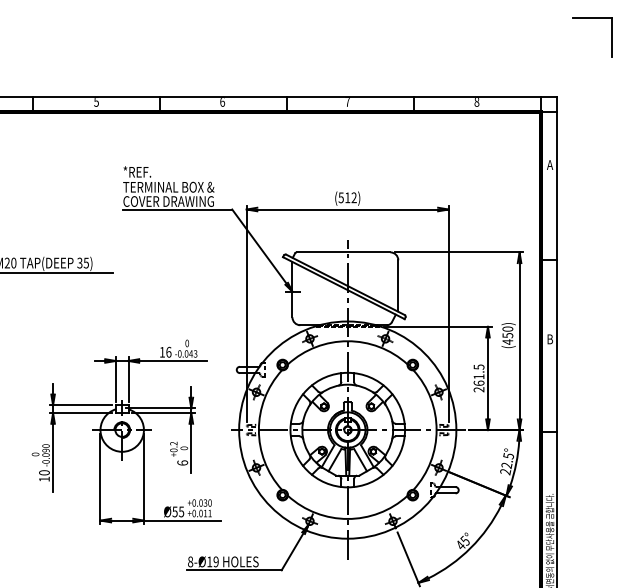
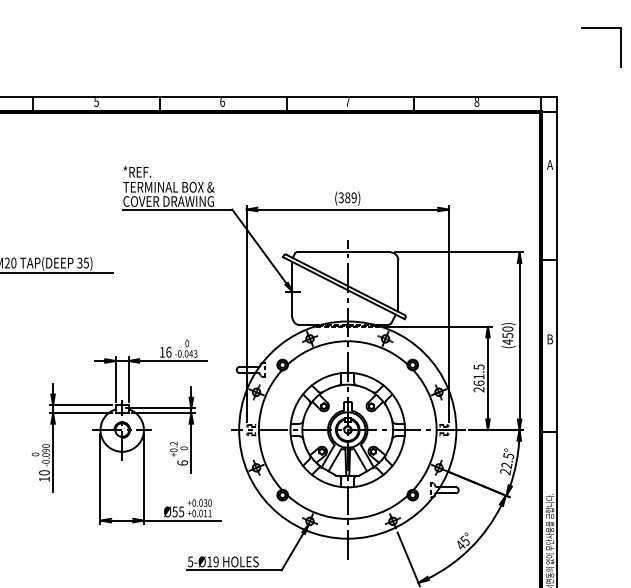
part position: (592, 18) -> (601, 28) (601, 28)
text: (512) -> (389) (347, 197)
text: 8-Ø19 -> 5-Ø19 (190, 561)
